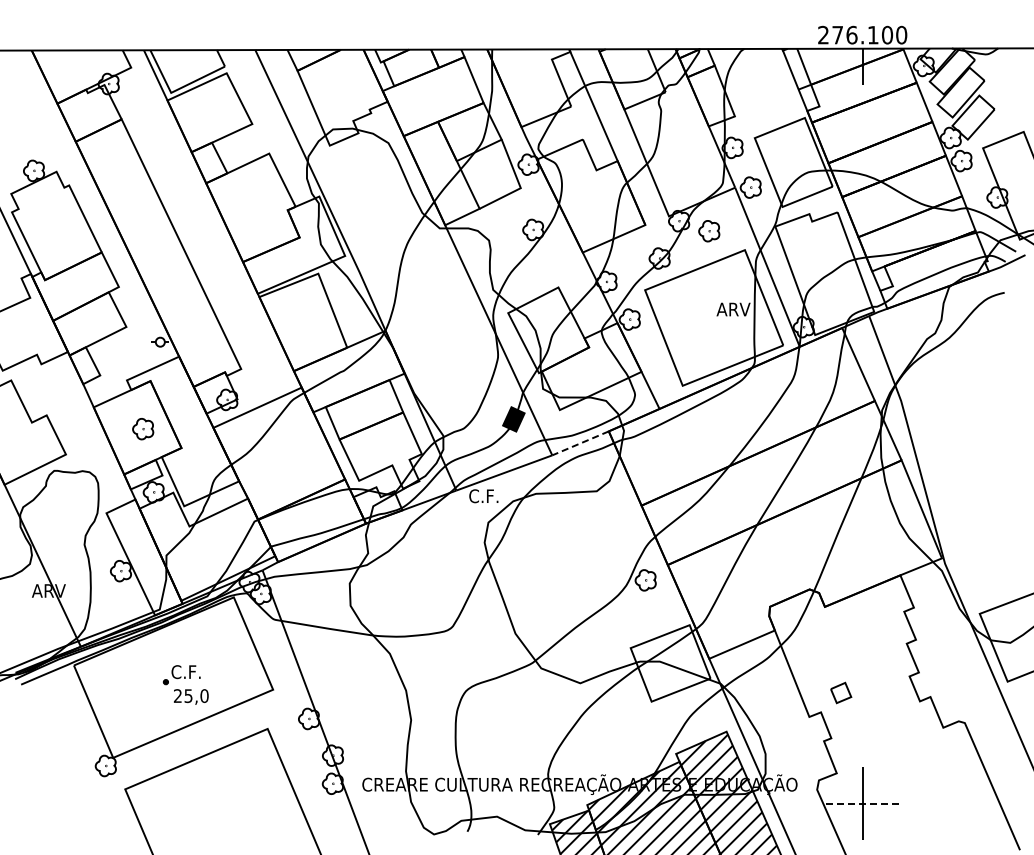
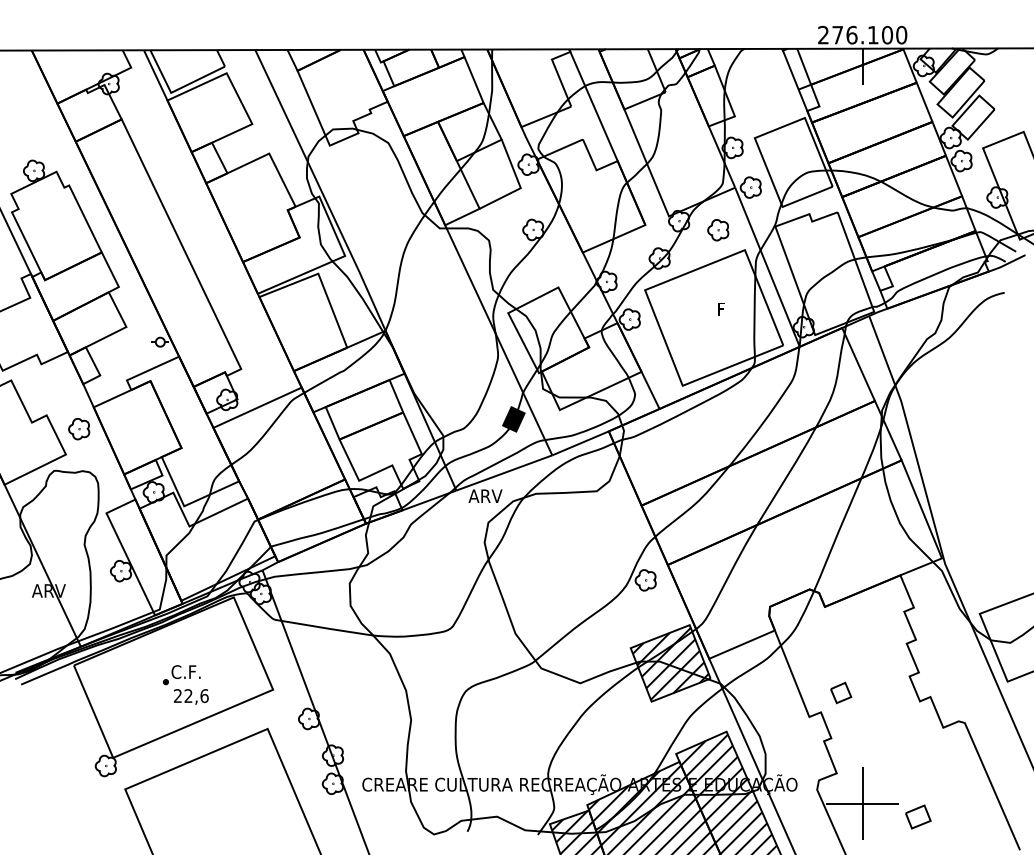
part position: (709, 231) -> (718, 230) (718, 230)
text: ARV -> F (733, 309)
part position: (143, 429) -> (79, 429) (79, 429)
line: dashed -> solid (580, 443)
text: C.F. -> ARV (485, 496)
hatch: none -> present (670, 663)
text: 25,0 -> 22,6 (196, 696)
line: dashed -> solid (862, 803)
part: none -> present (918, 816)
